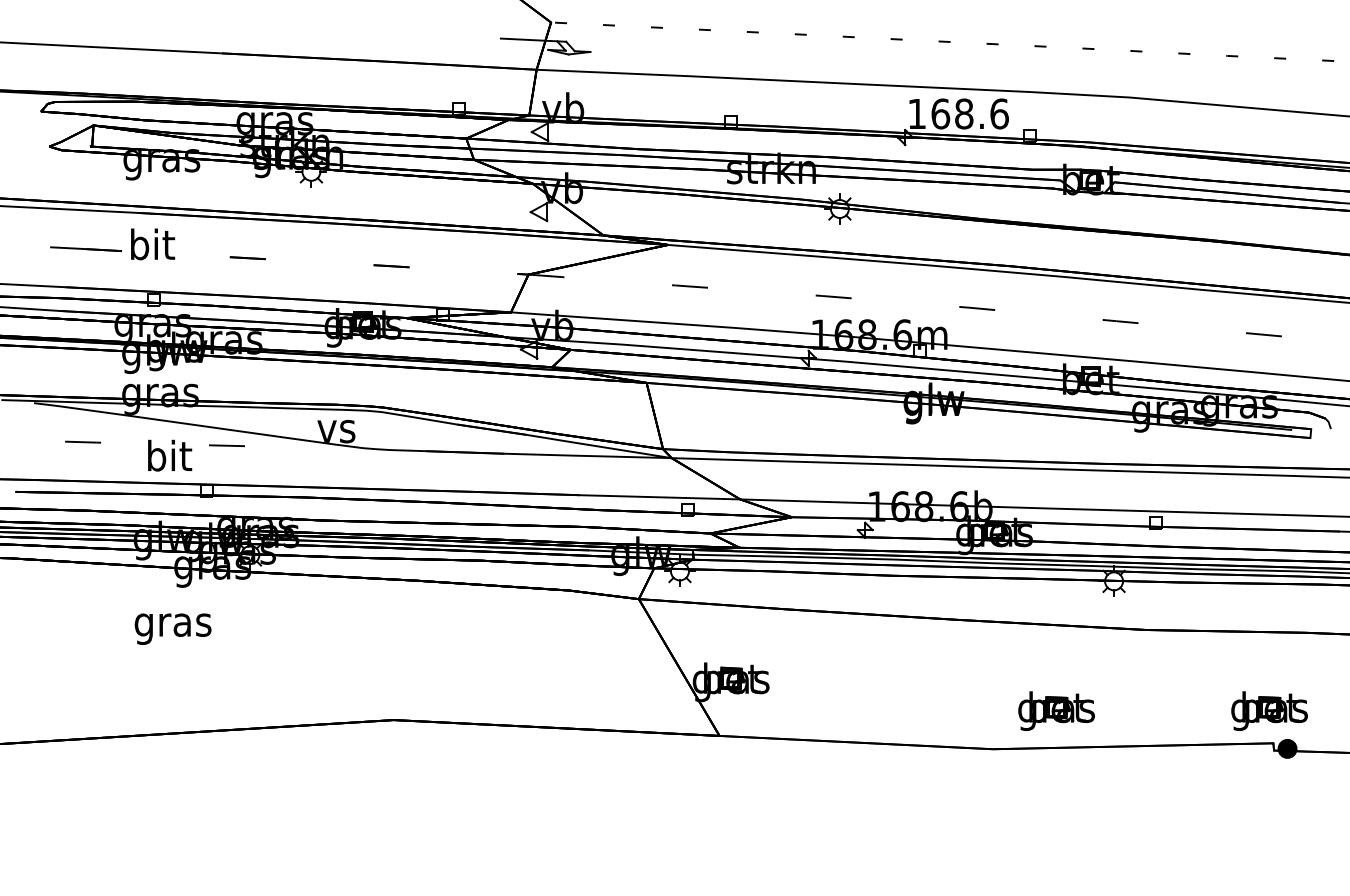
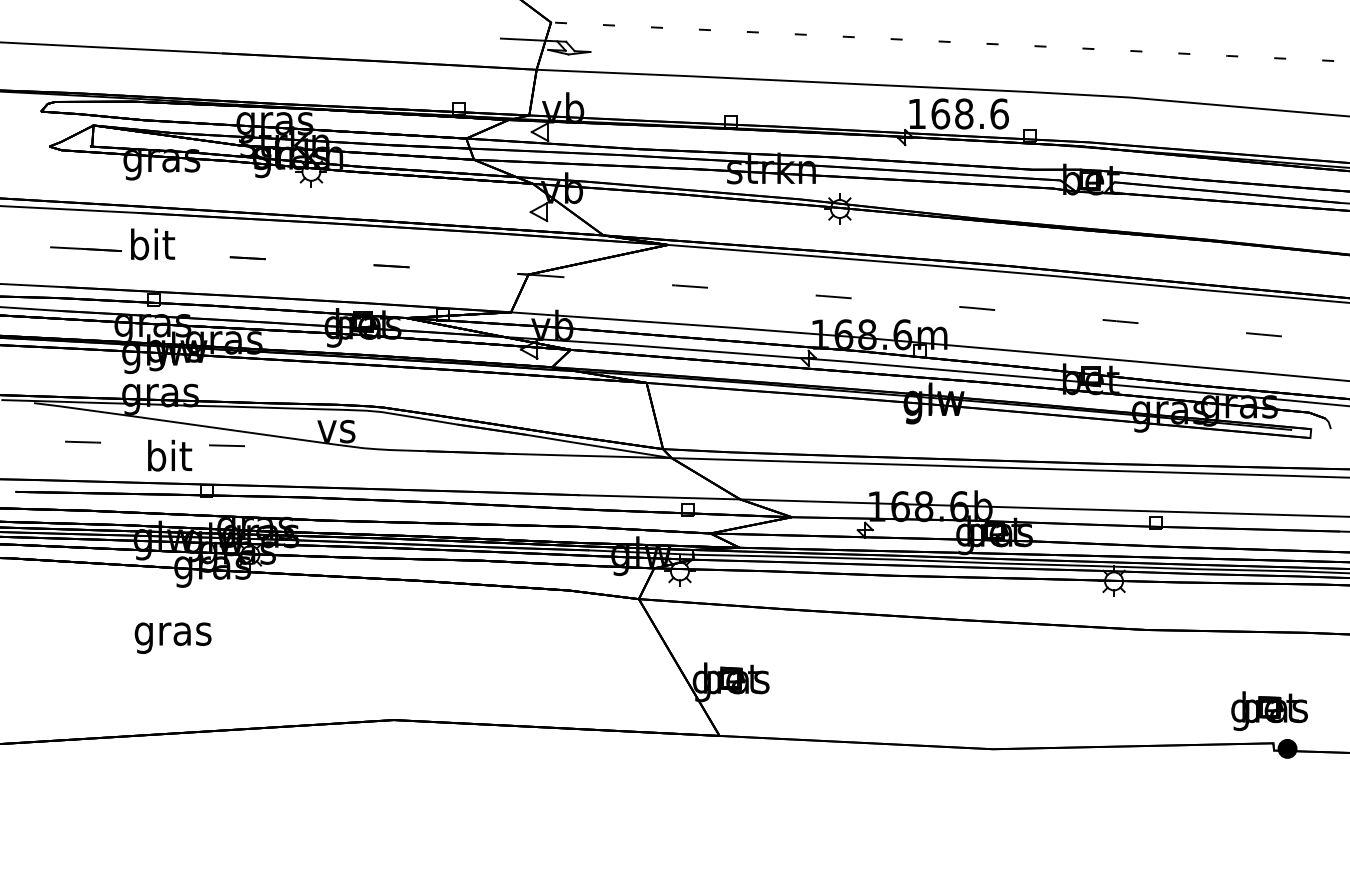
text position: (172, 628) -> (172, 637) (172, 637)
part: present -> none (1056, 710)
